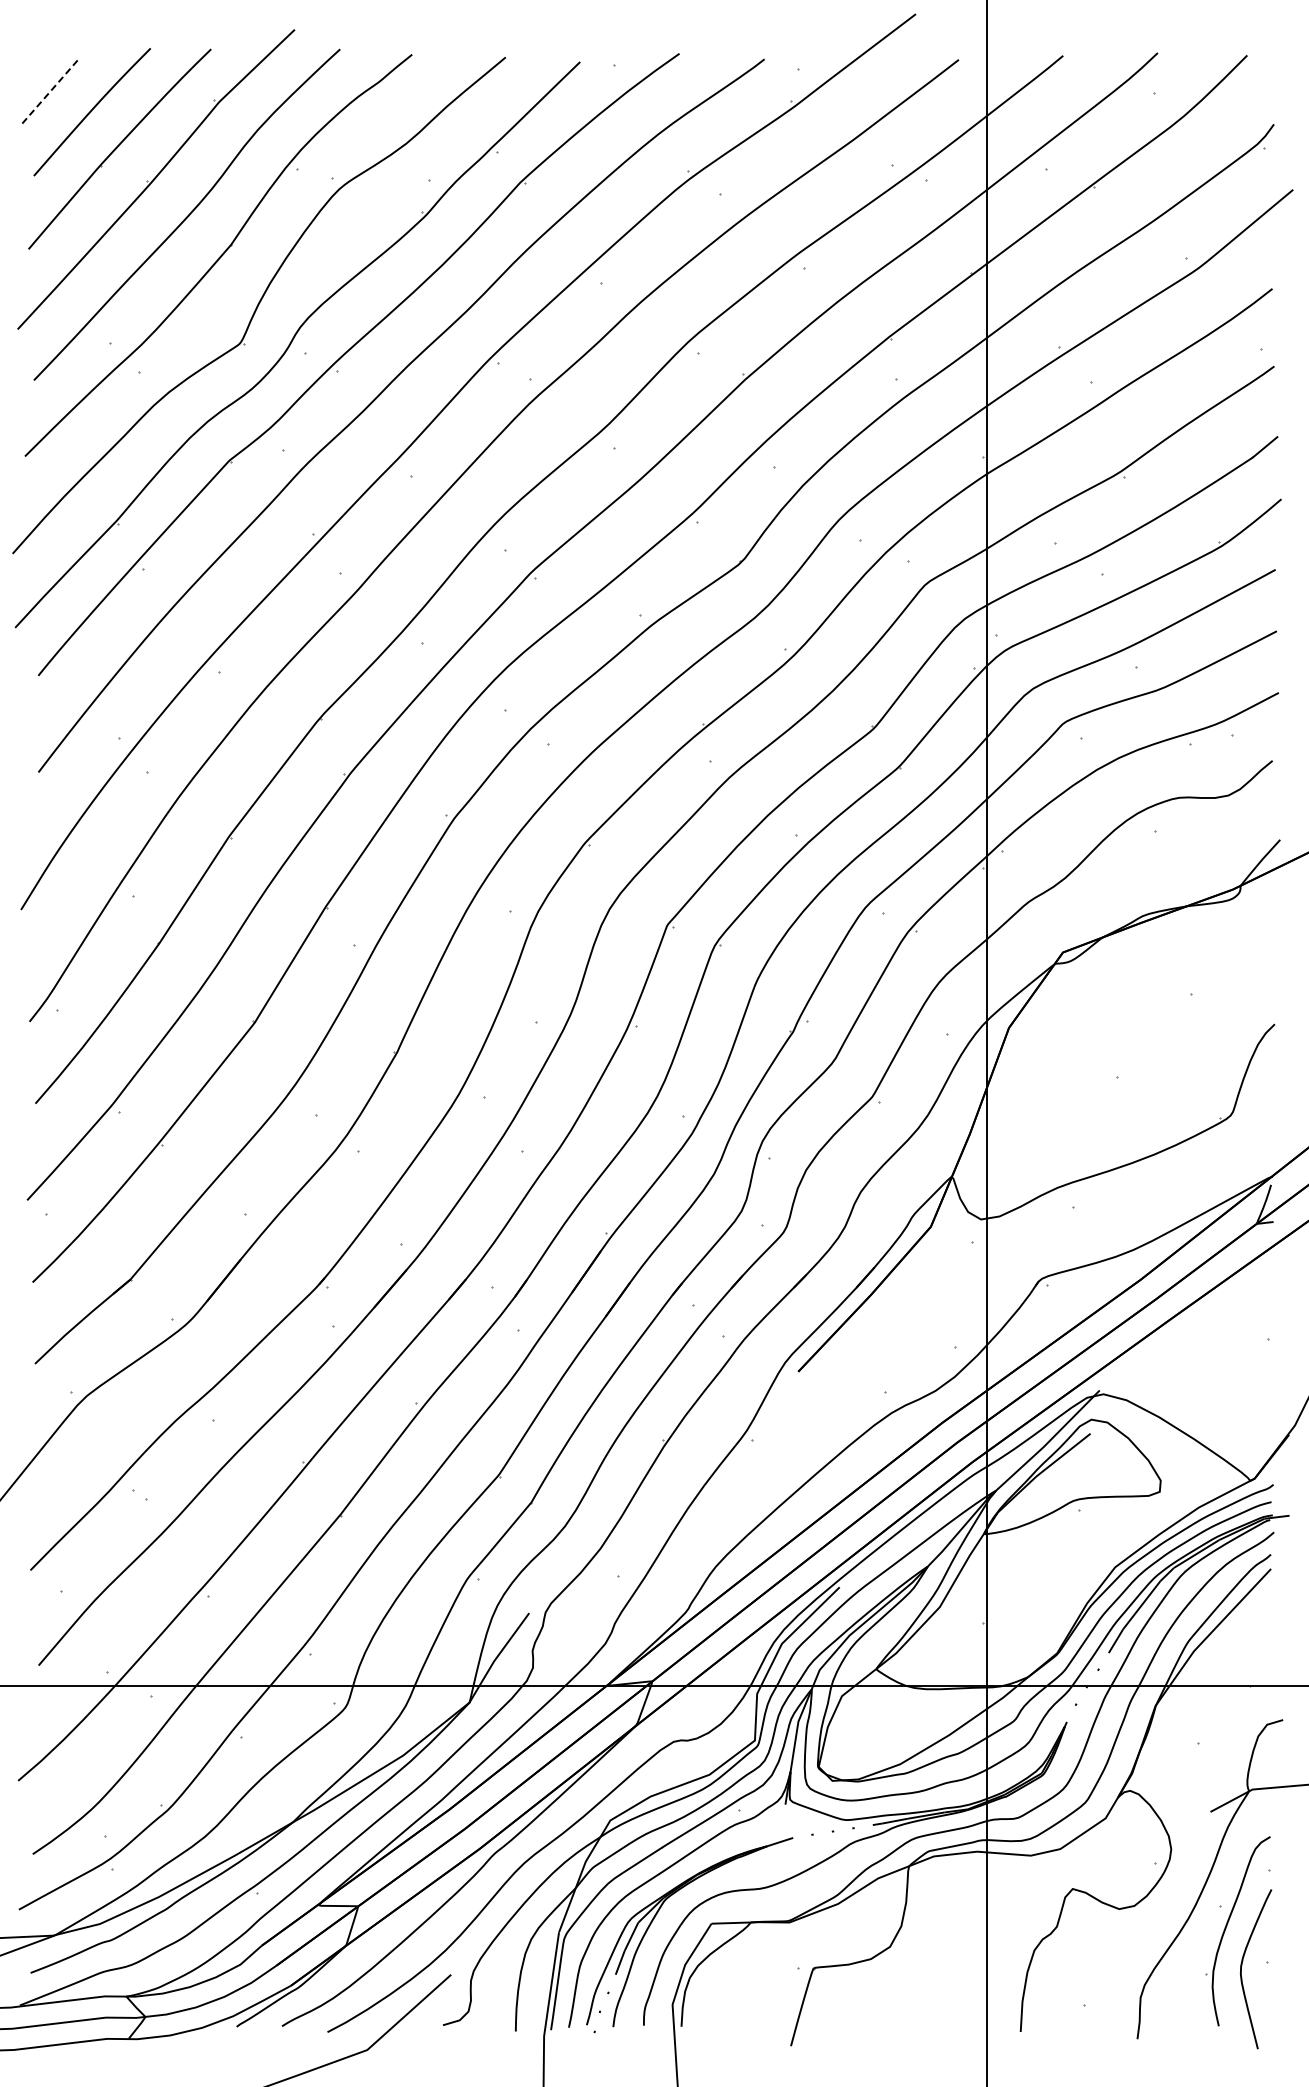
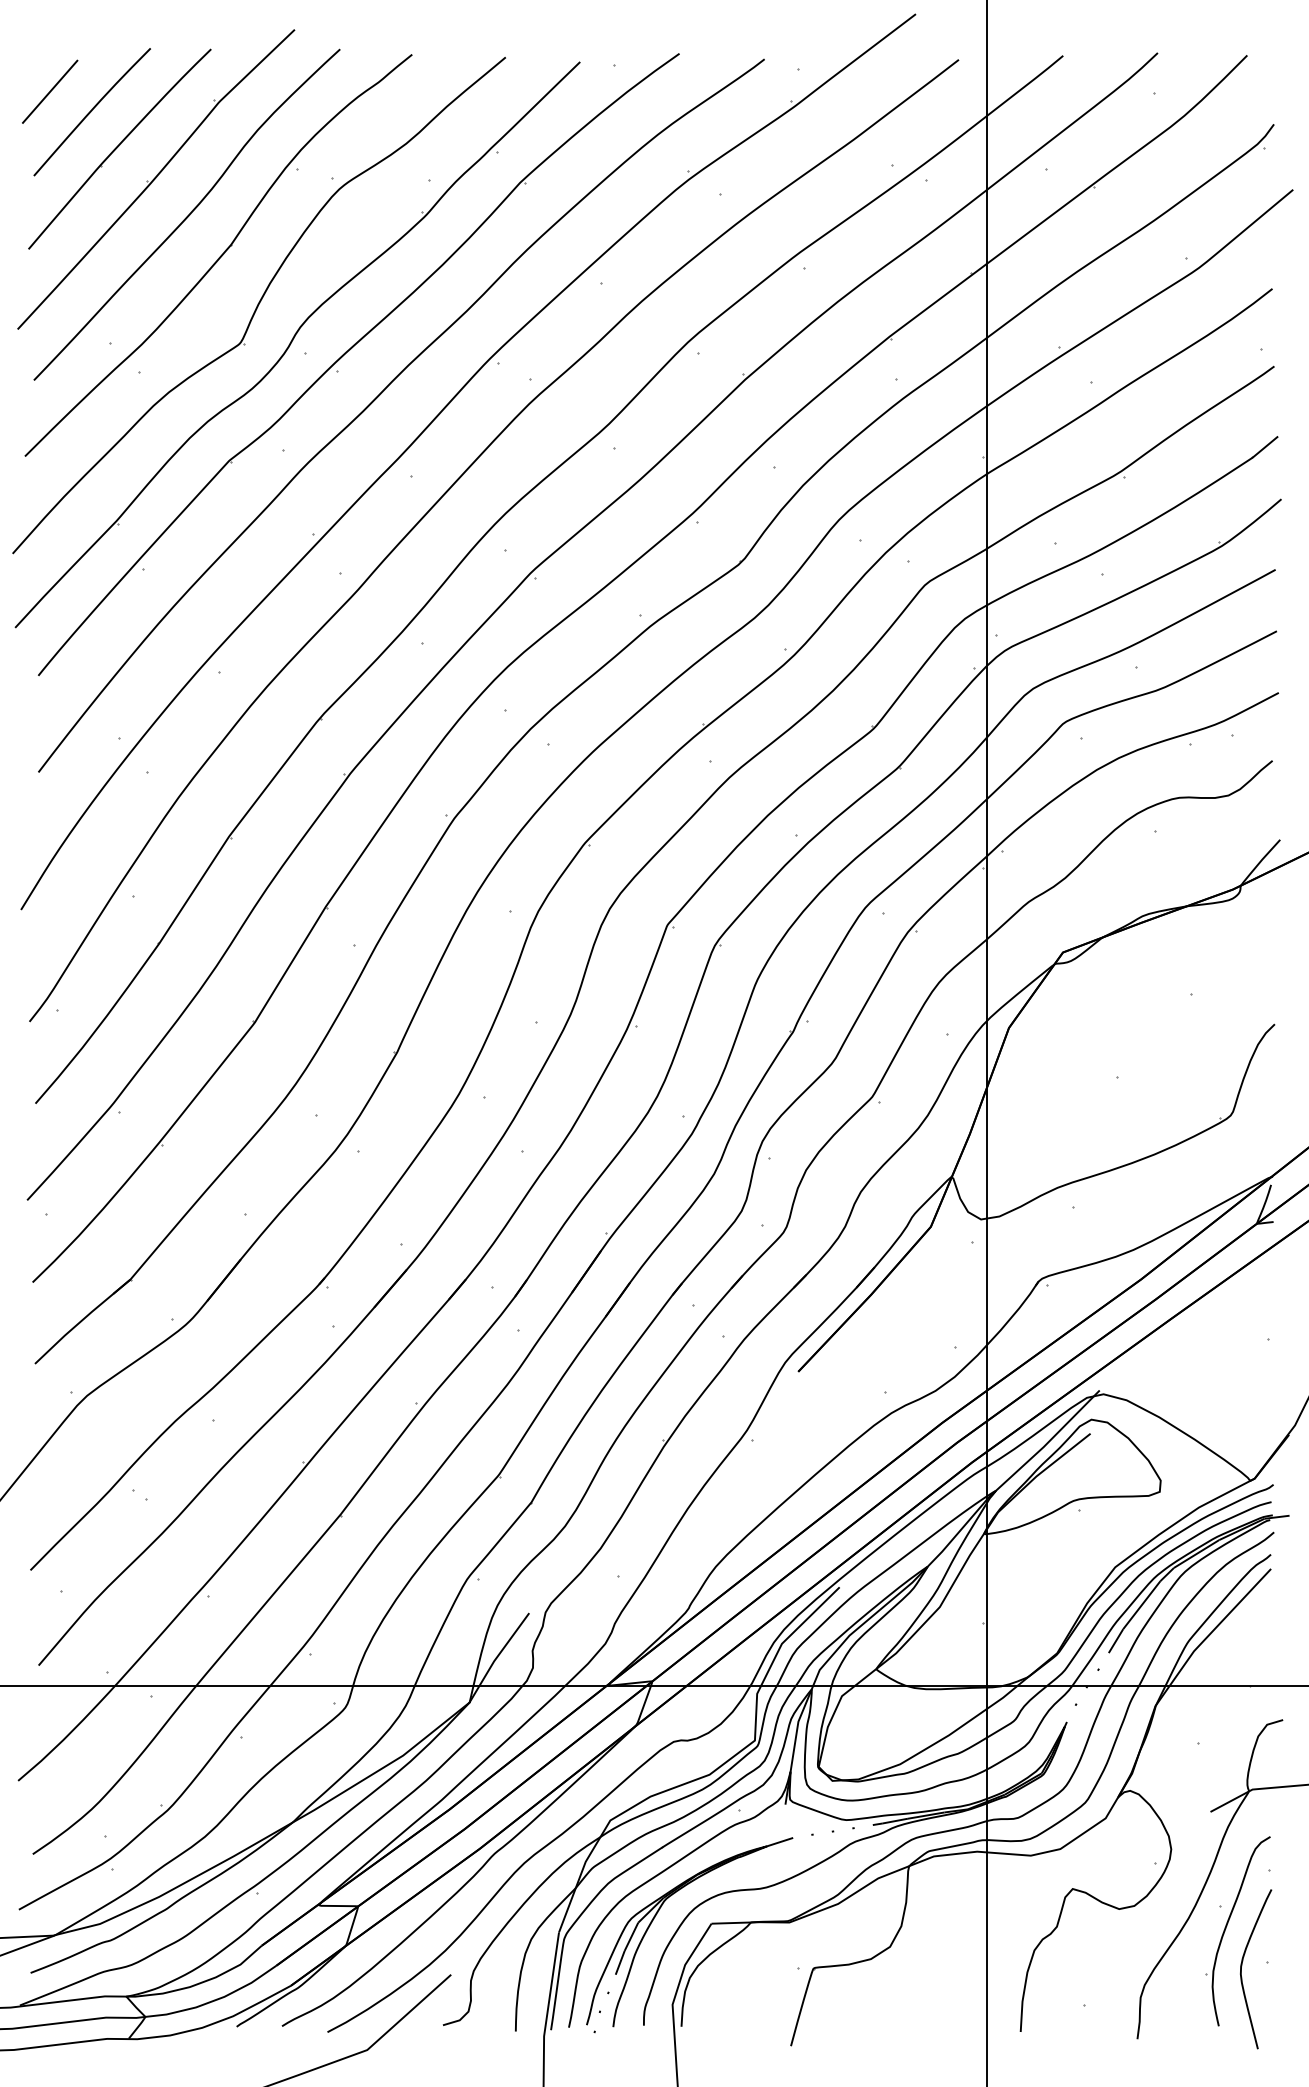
line: dashed -> solid (50, 91)
